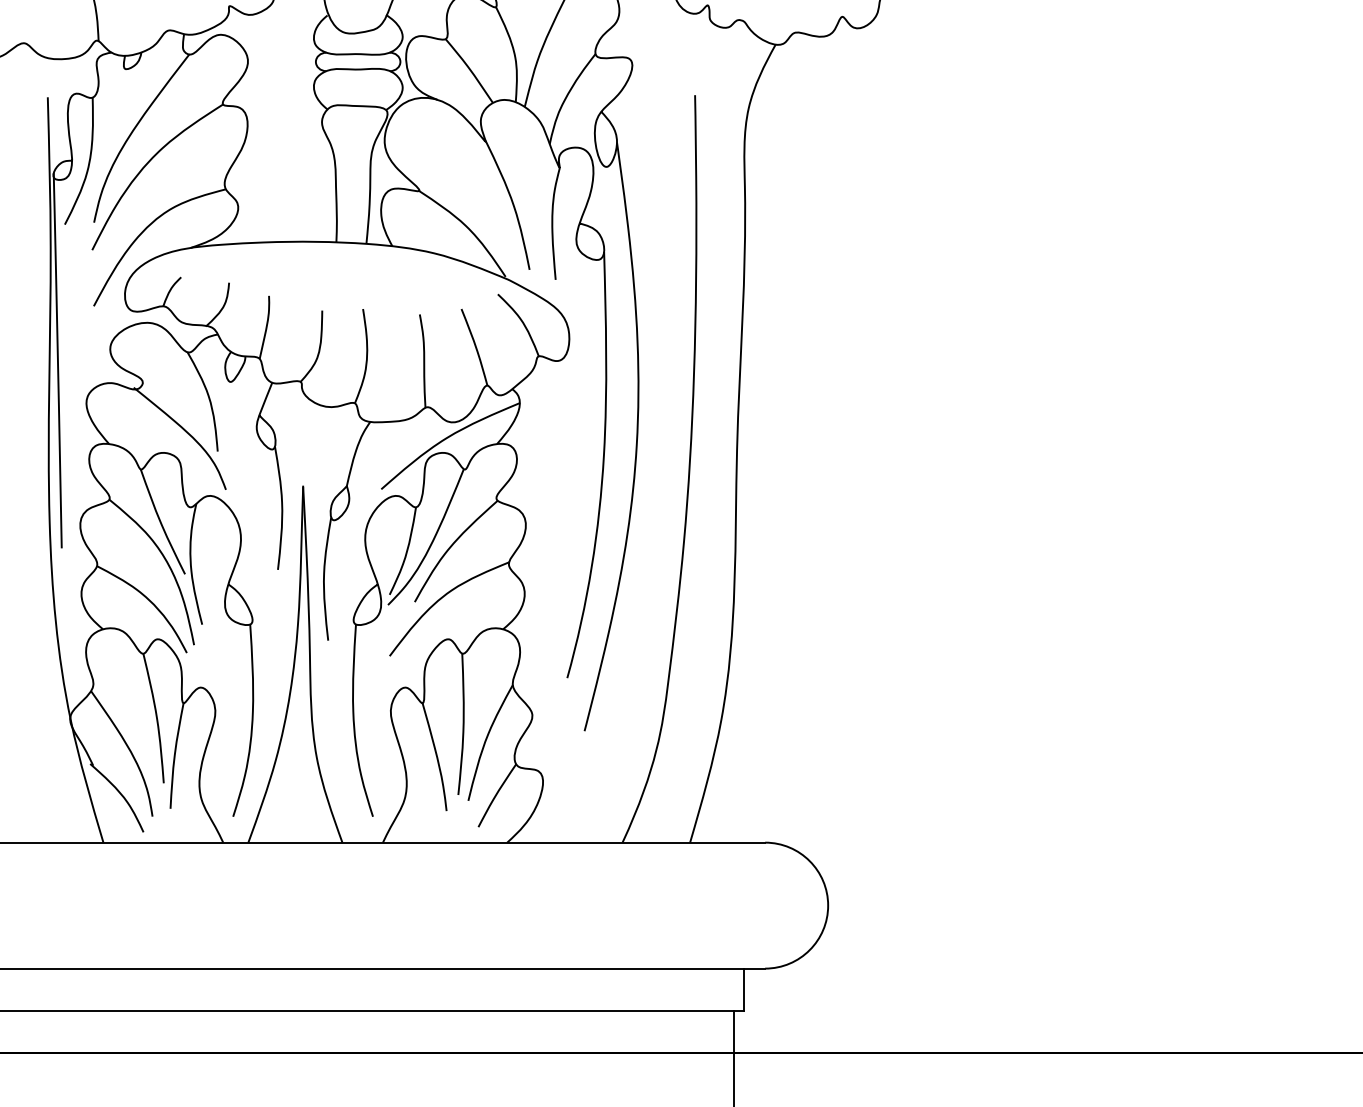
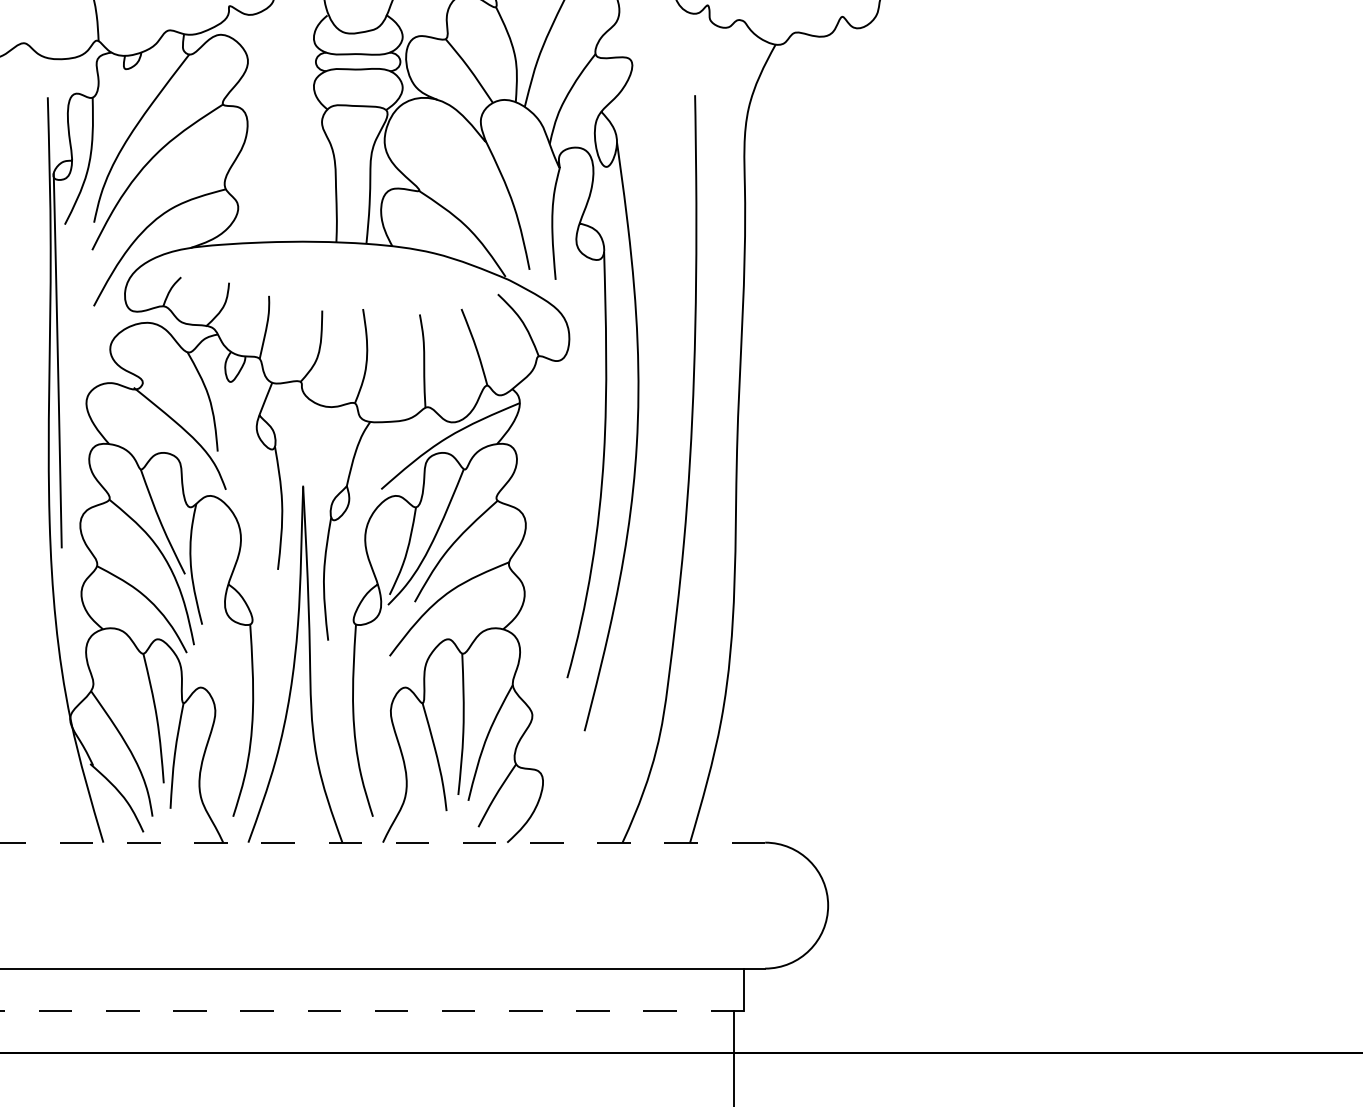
line: solid -> dashed (382, 842)
line: solid -> dashed (372, 1010)
